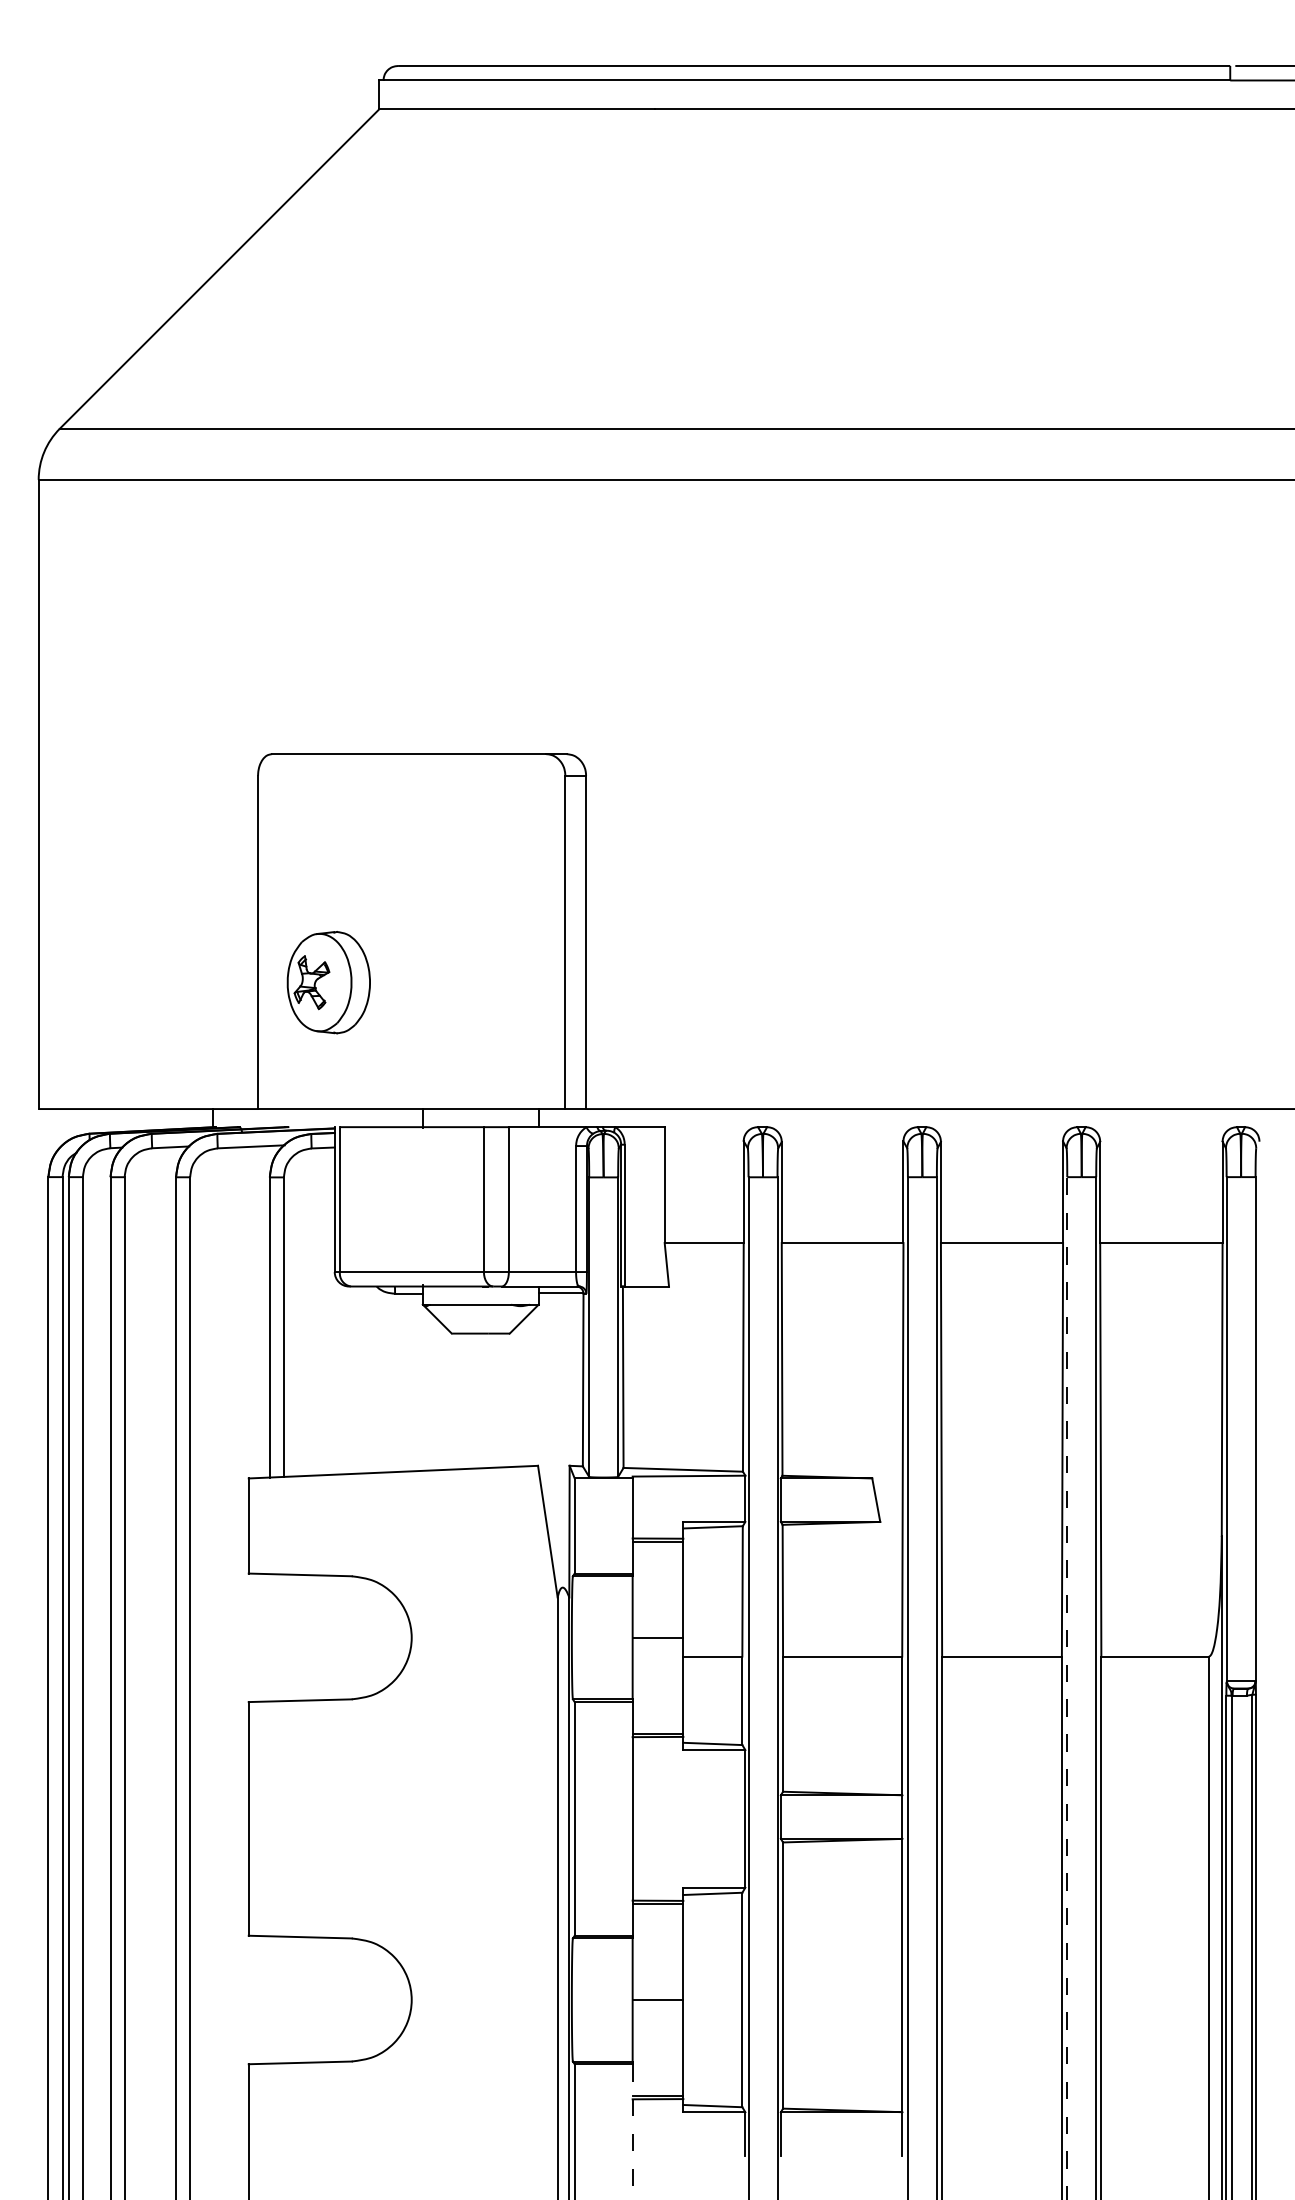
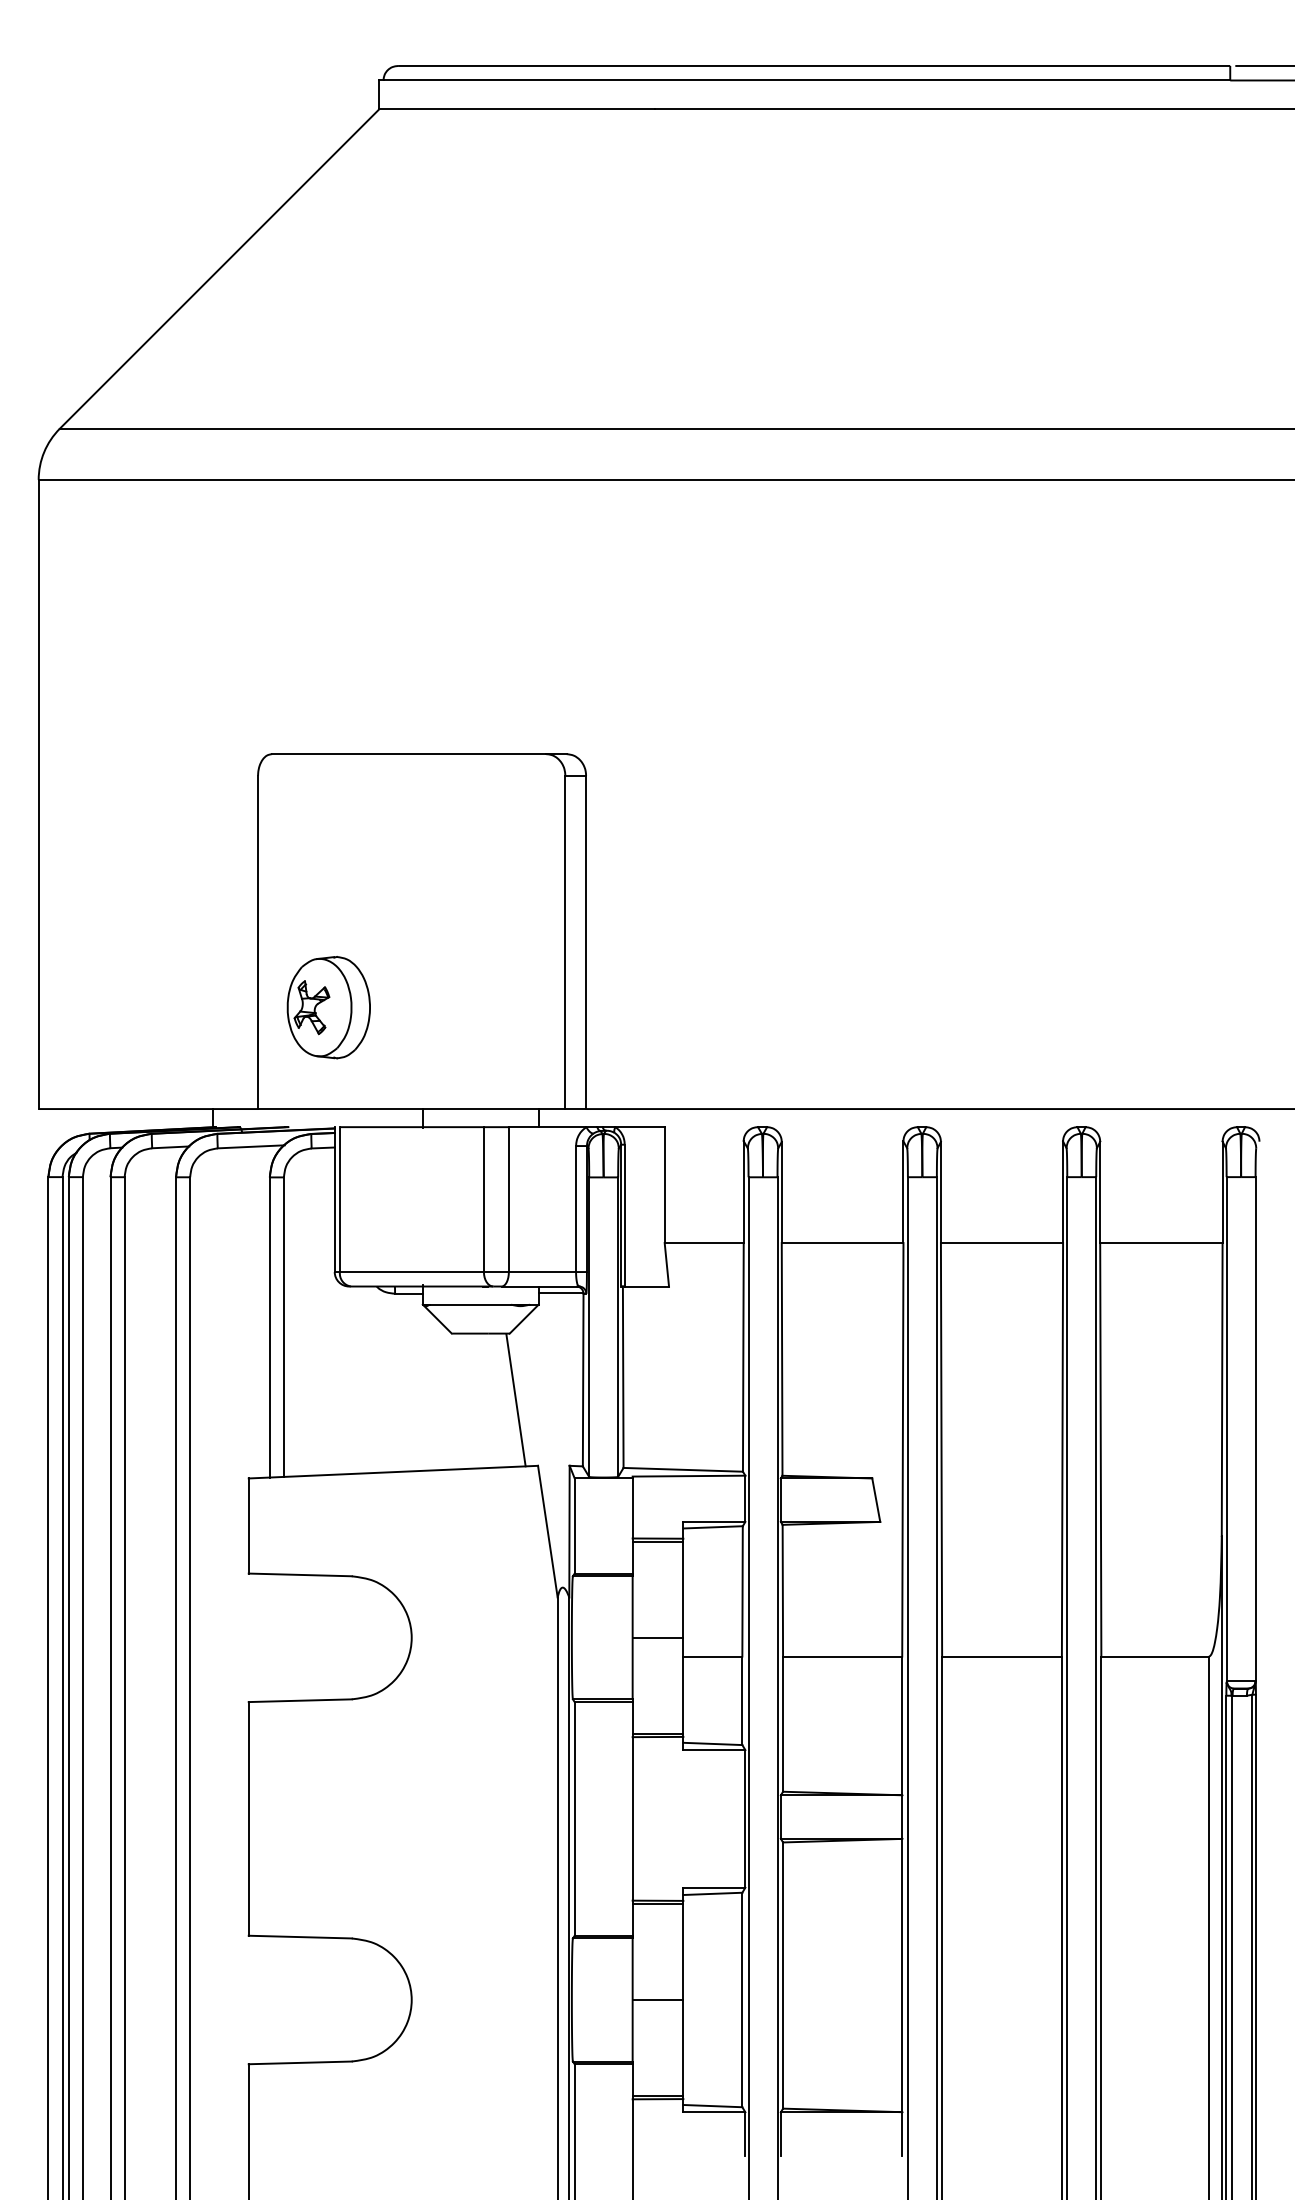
part position: (328, 982) -> (328, 1007) (328, 1007)
line: none -> present (515, 1400)
line: dashed -> solid (1067, 1687)
line: dashed -> solid (632, 2132)
